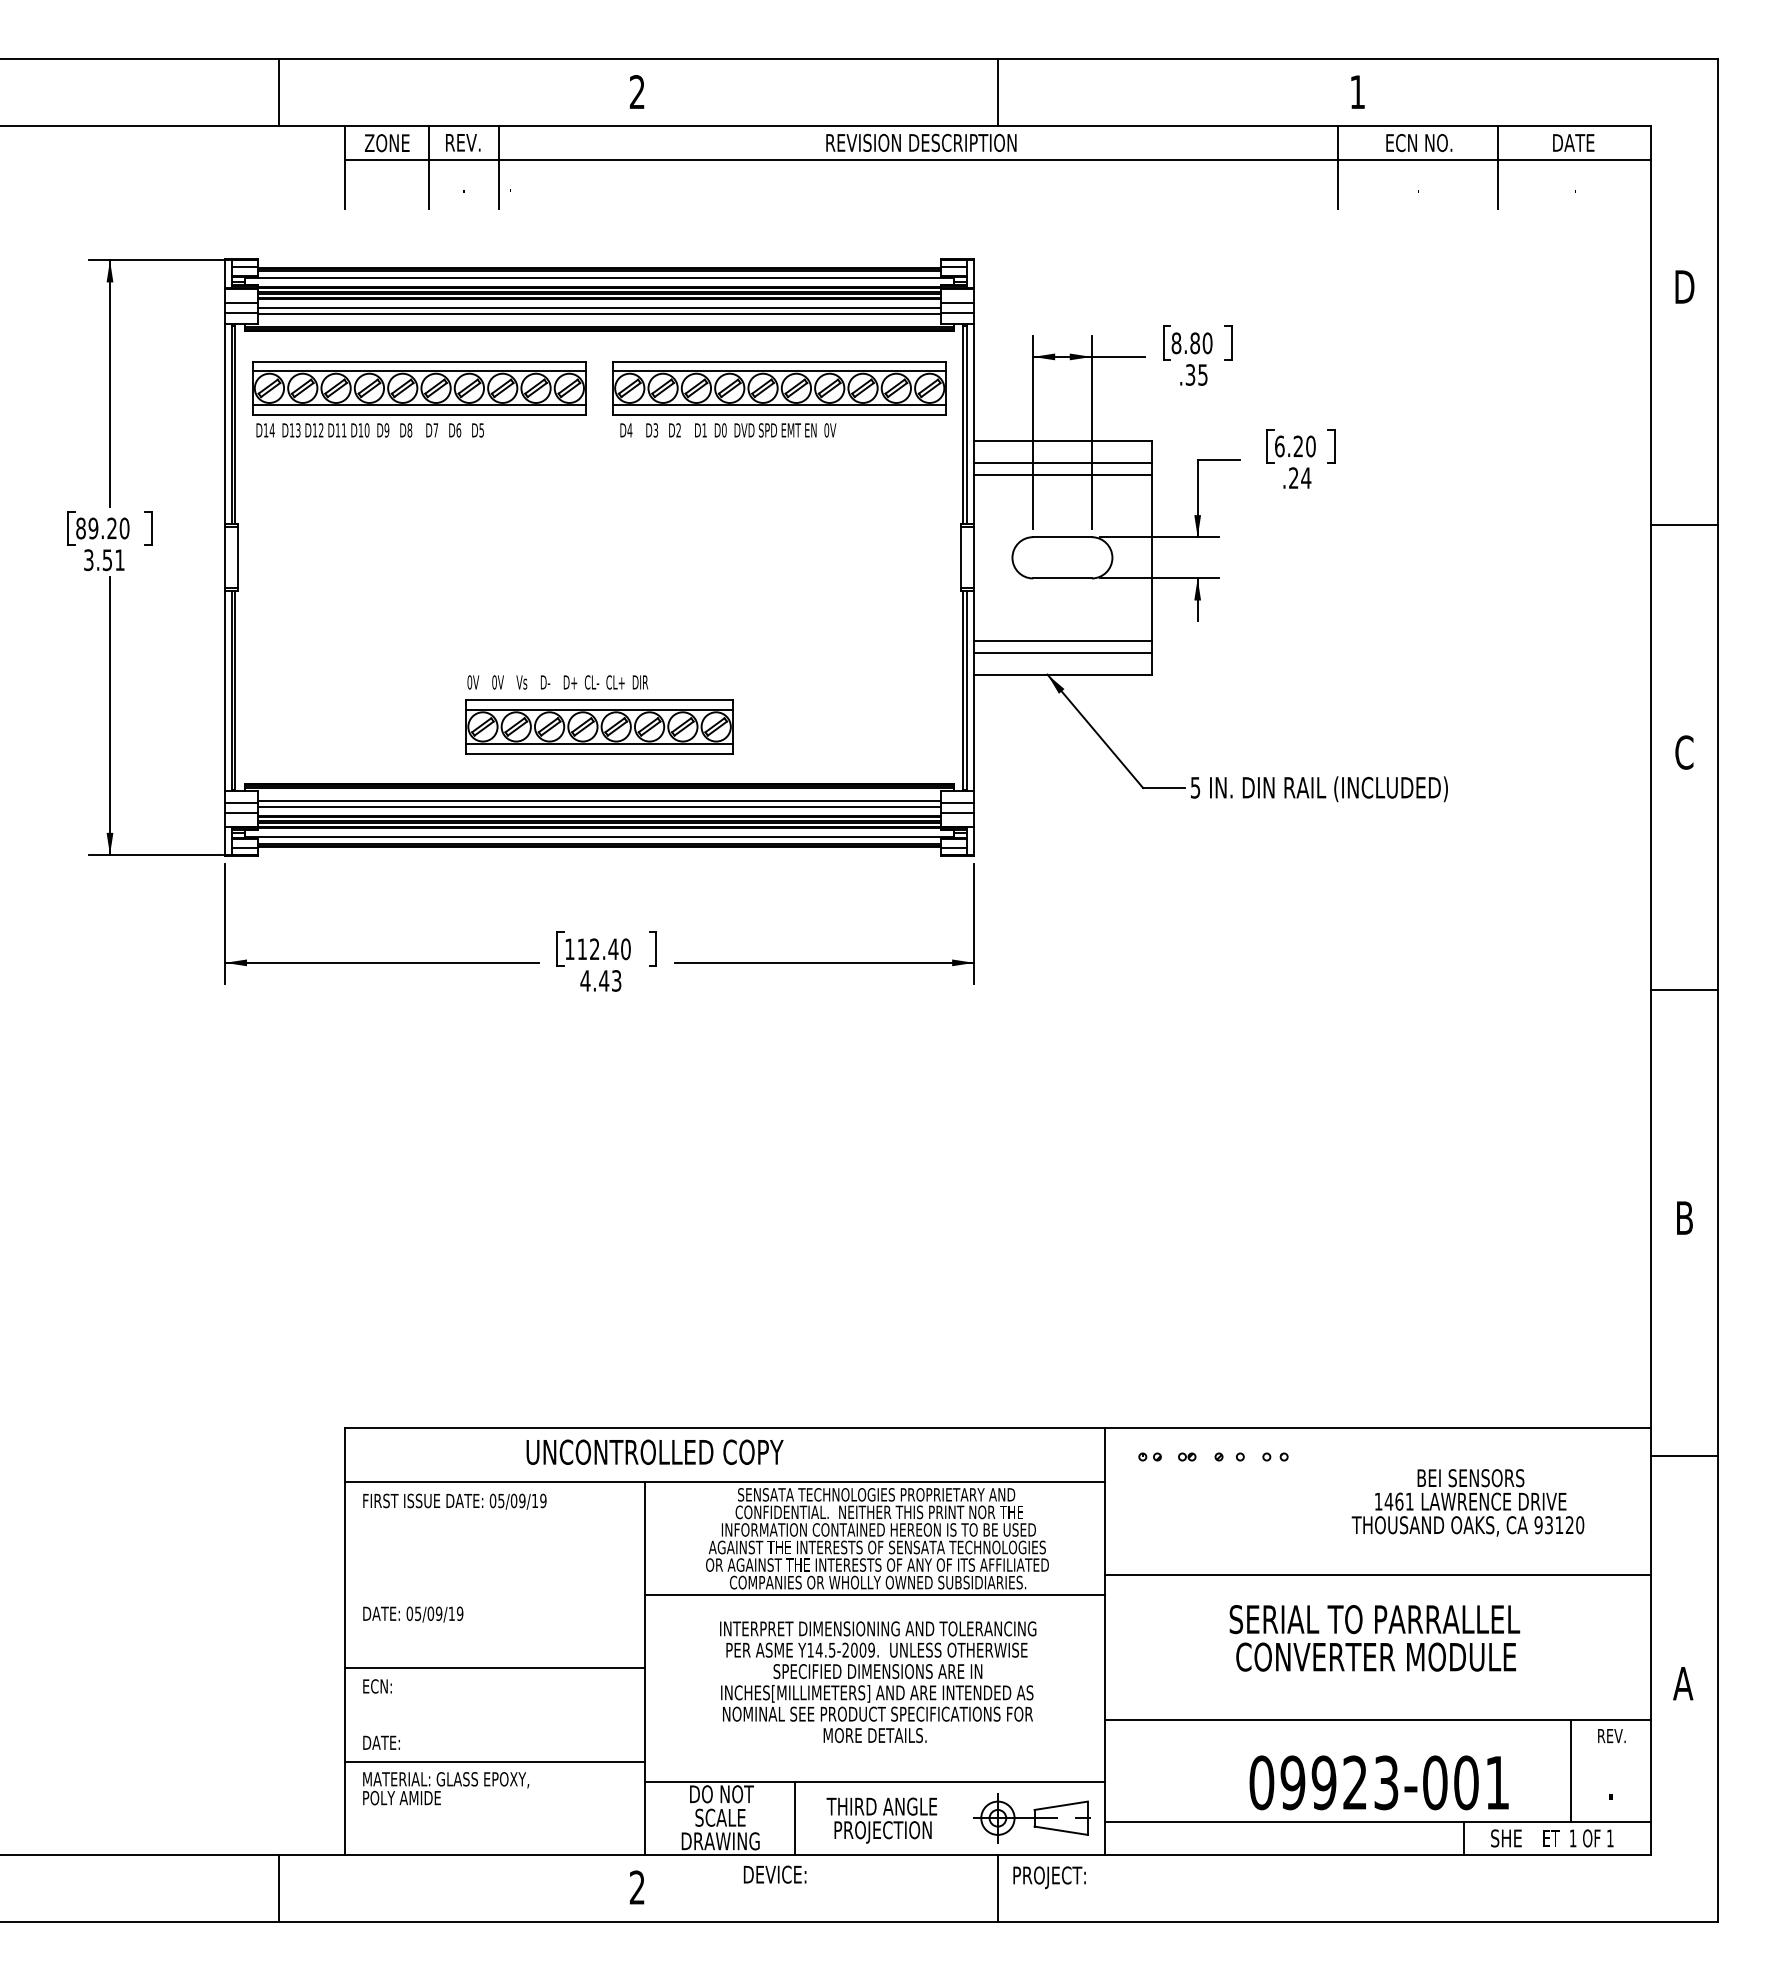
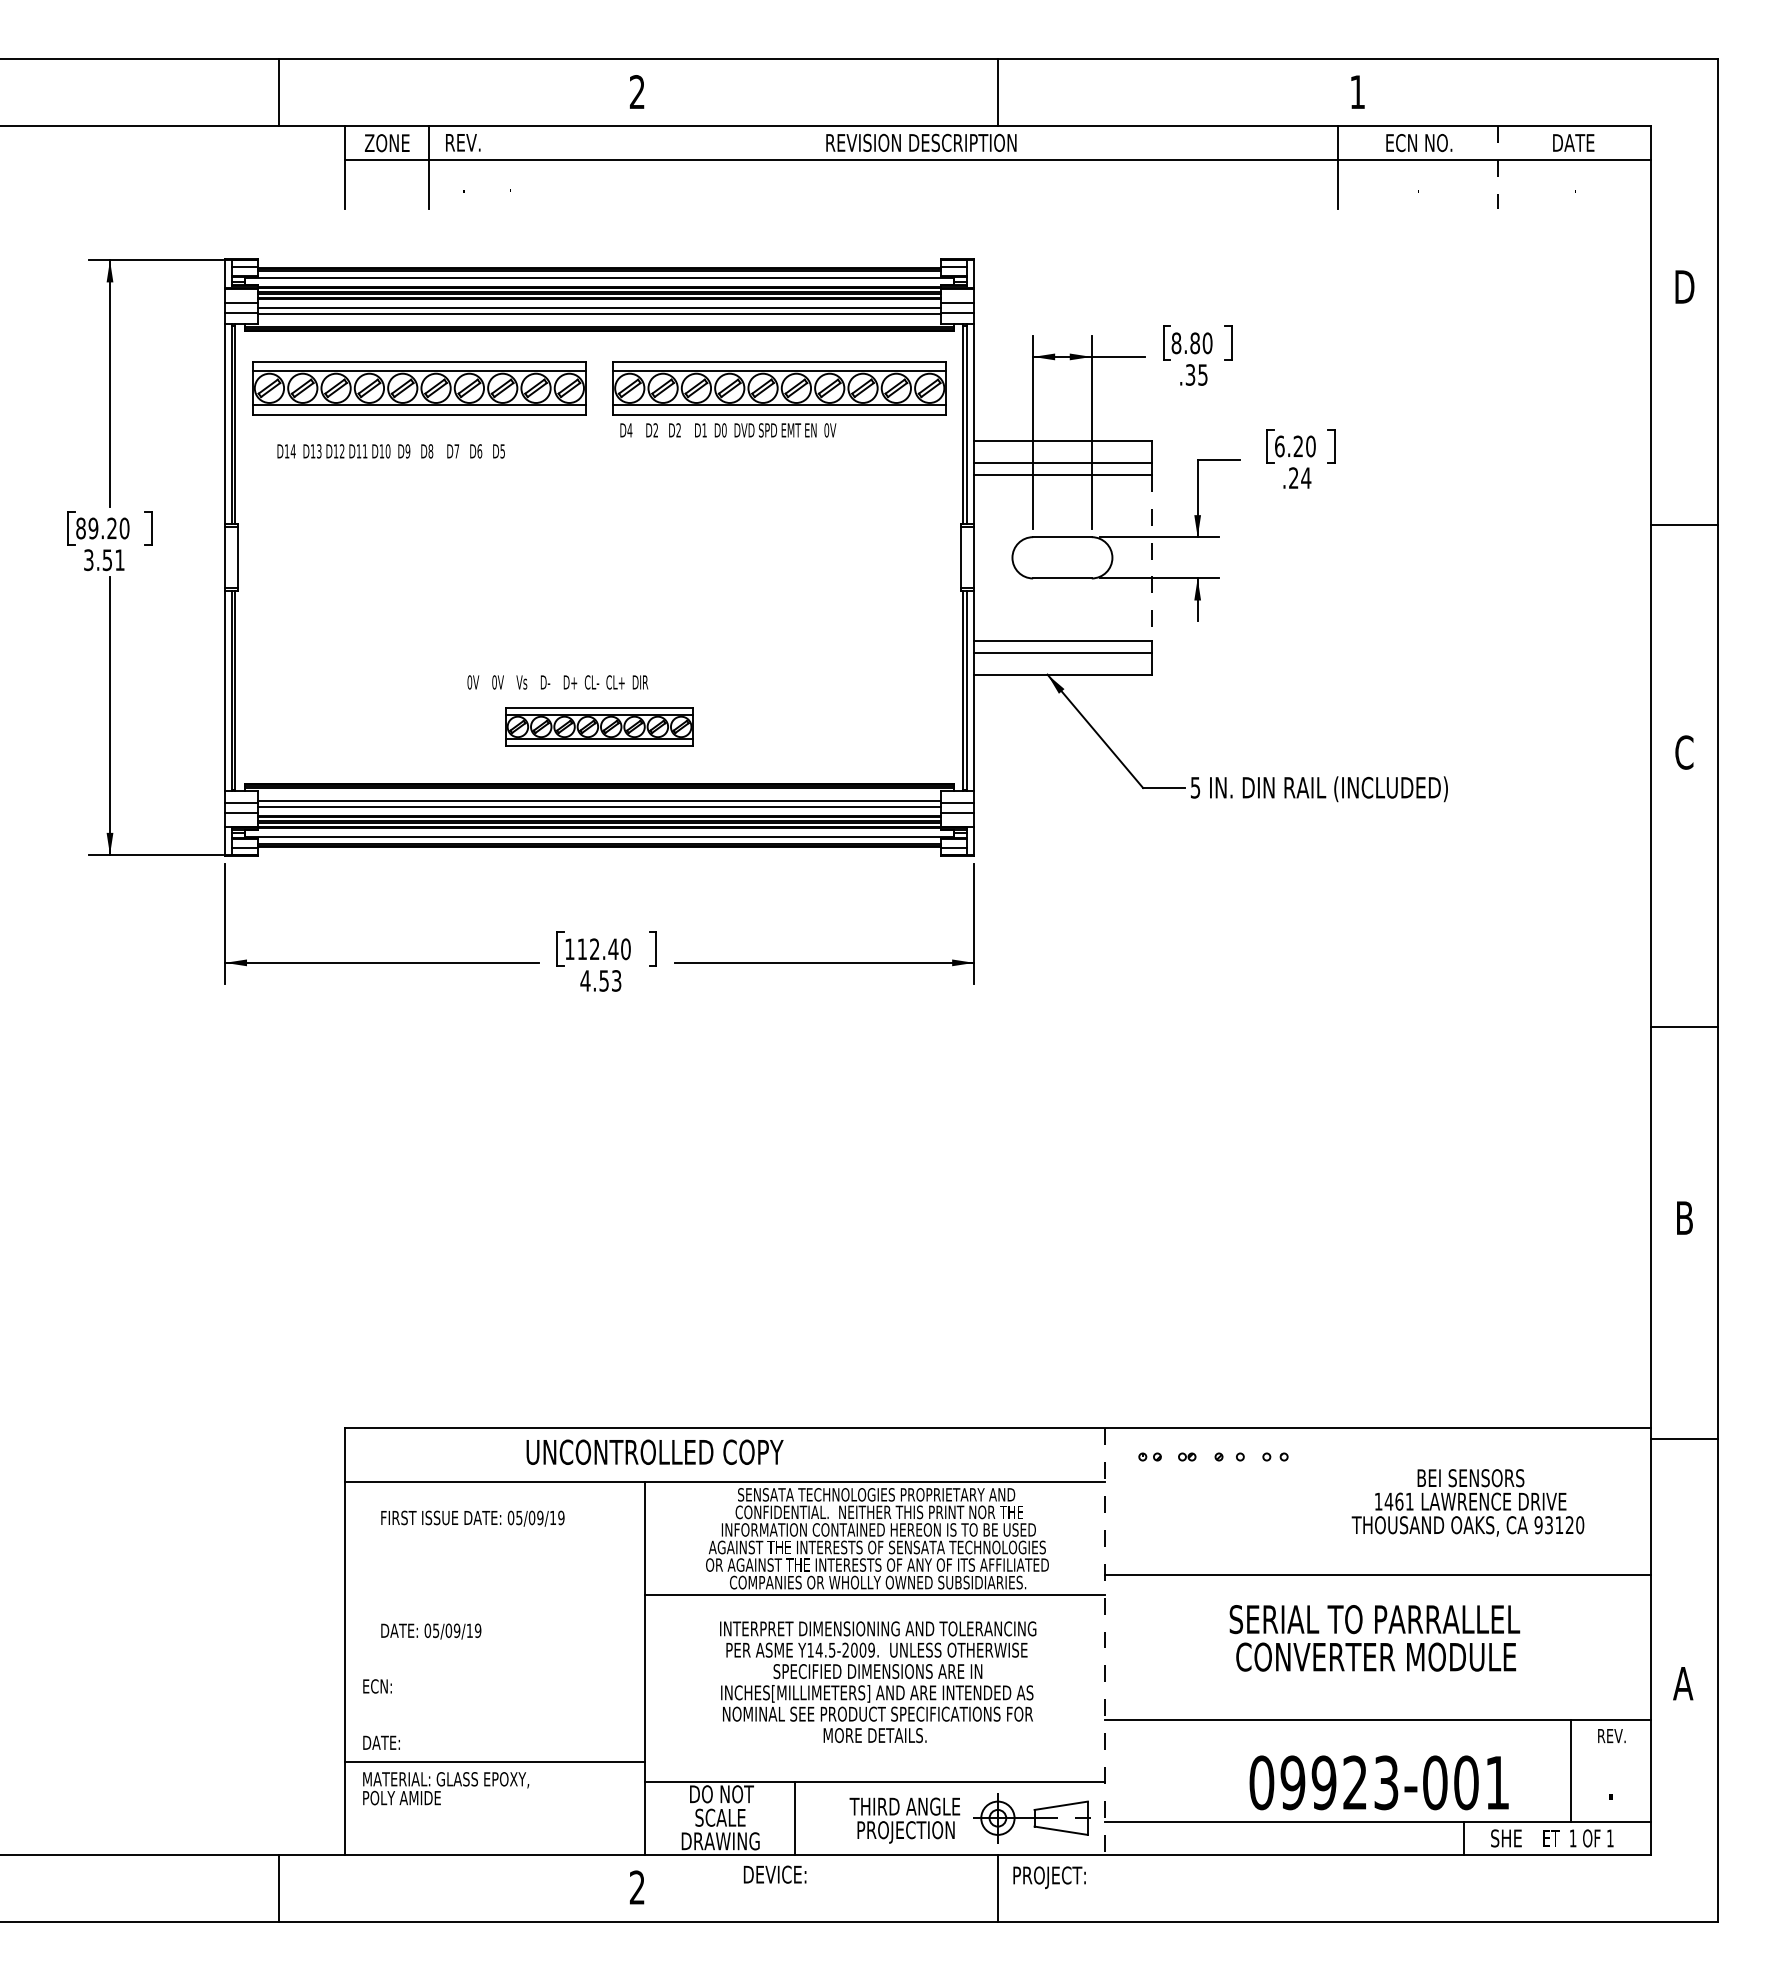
line: present -> none (498, 167)
line: solid -> dashed (1497, 167)
text position: (369, 430) -> (390, 451) (390, 451)
text: D3 -> D2 (655, 430)
line: solid -> dashed (1152, 557)
part size: 269x56 px -> 189x40 px (599, 726)
text: 4.43 -> 4.53 (604, 980)
line position: (1684, 990) -> (1684, 1027) (1684, 1027)
line position: (1684, 1456) -> (1684, 1439) (1684, 1439)
text position: (454, 1557) -> (472, 1574) (472, 1574)
line: solid -> dashed (1104, 1642)
line: present -> none (495, 1668)
text position: (881, 1820) -> (904, 1820) (904, 1820)
